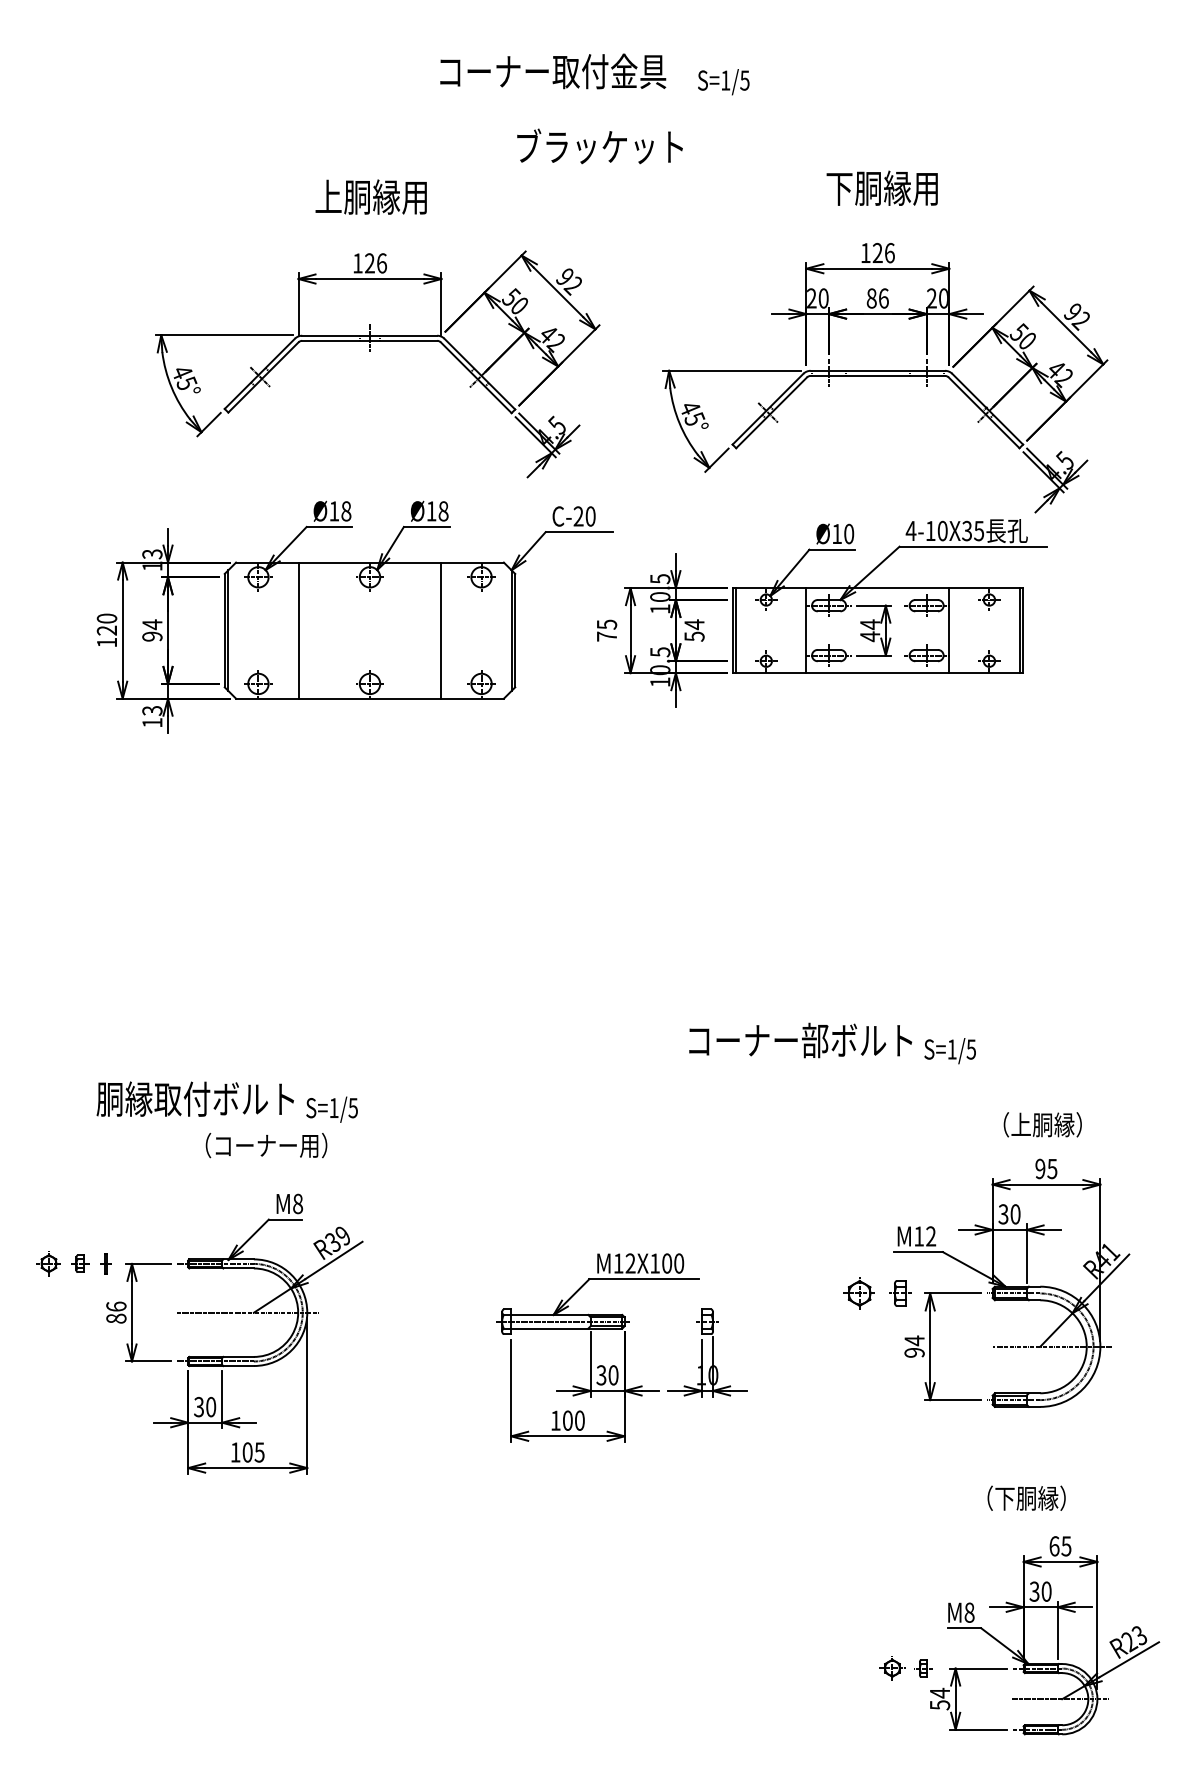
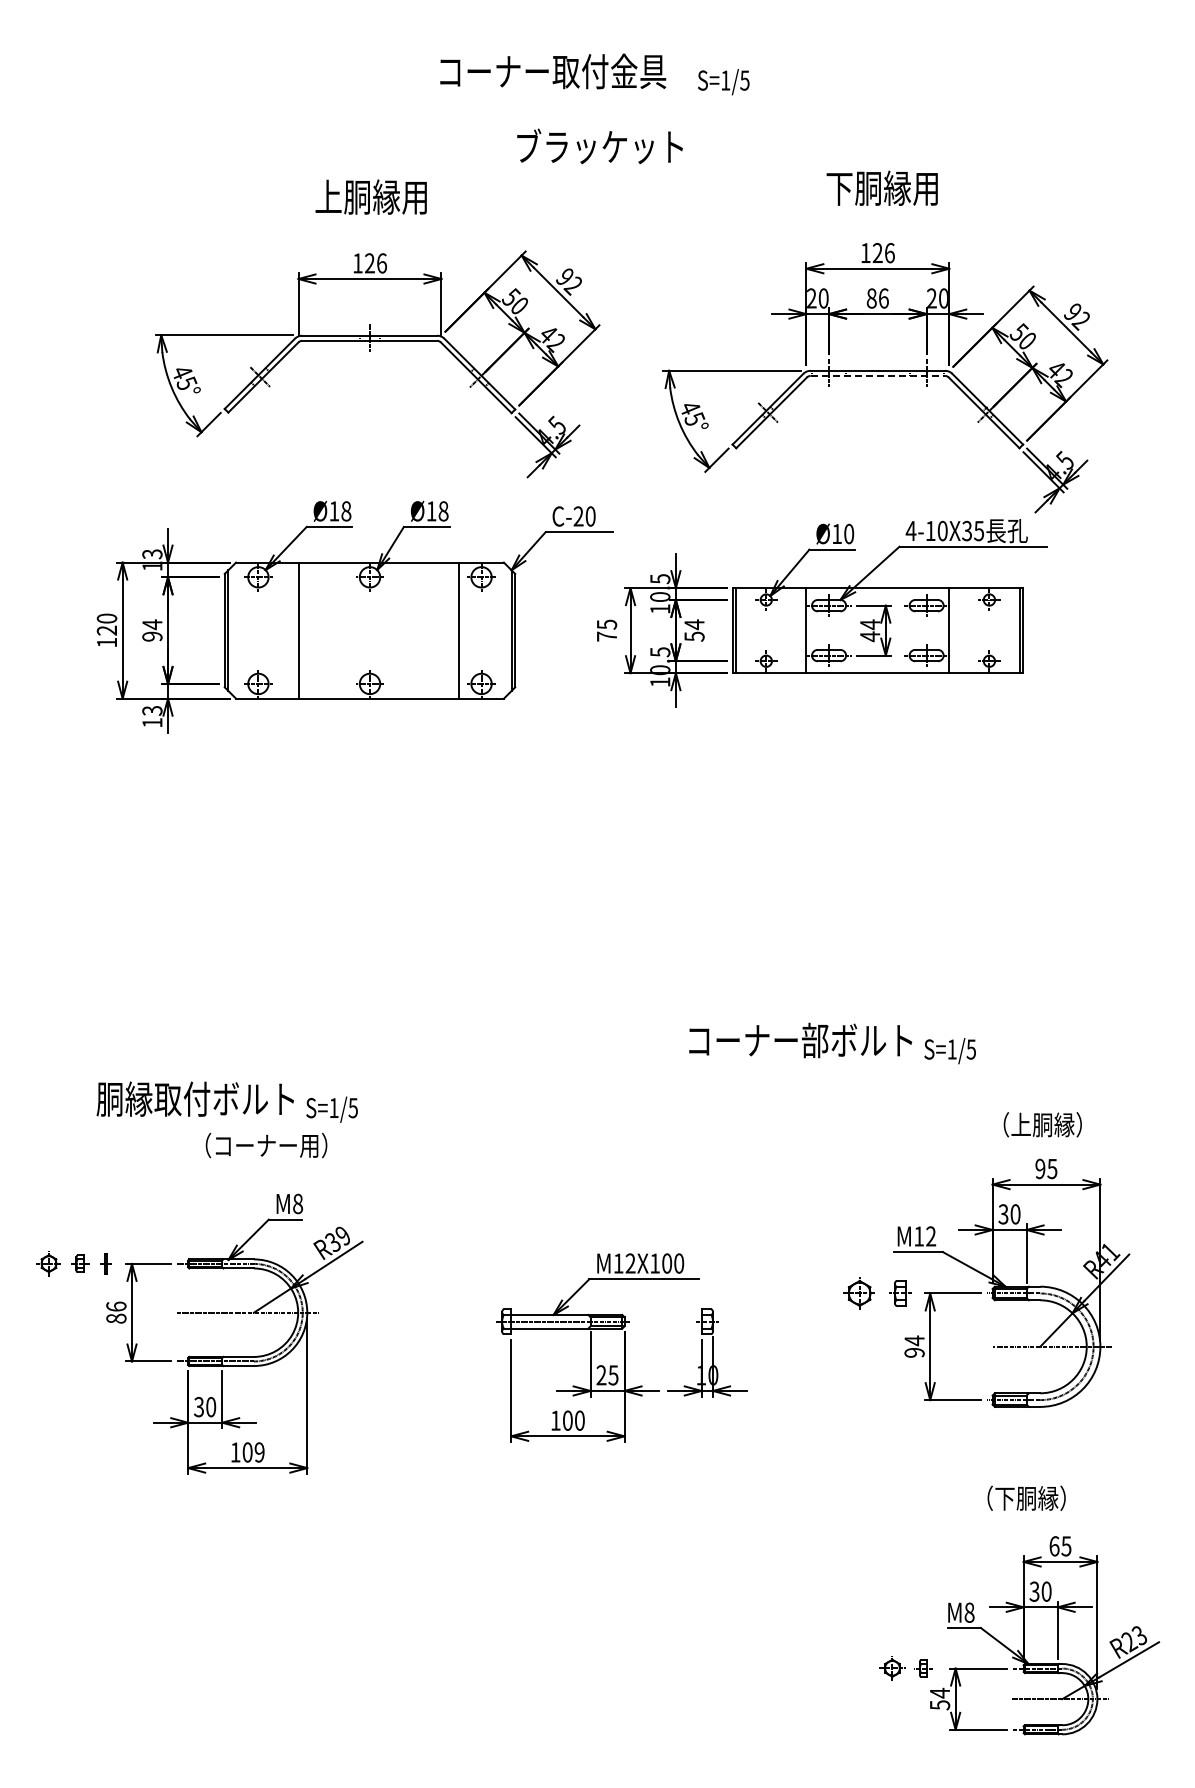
line: solid -> dashed (878, 375)
line position: (441, 630) -> (459, 630) (459, 630)
text: 30 -> 25 (607, 1375)
text: 105 -> 109 (259, 1452)
